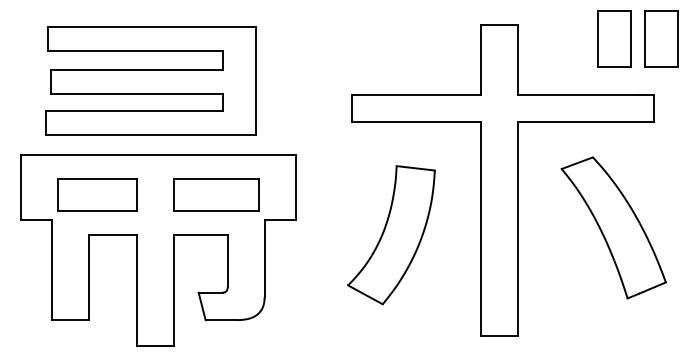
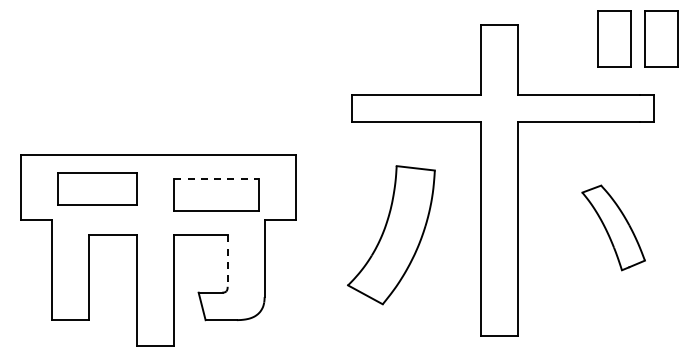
part: present -> none (150, 80)
line: solid -> dashed (217, 178)
part position: (97, 194) -> (97, 188) (97, 188)
part size: 107x144 px -> 65x88 px (613, 227)
line: solid -> dashed (227, 261)
